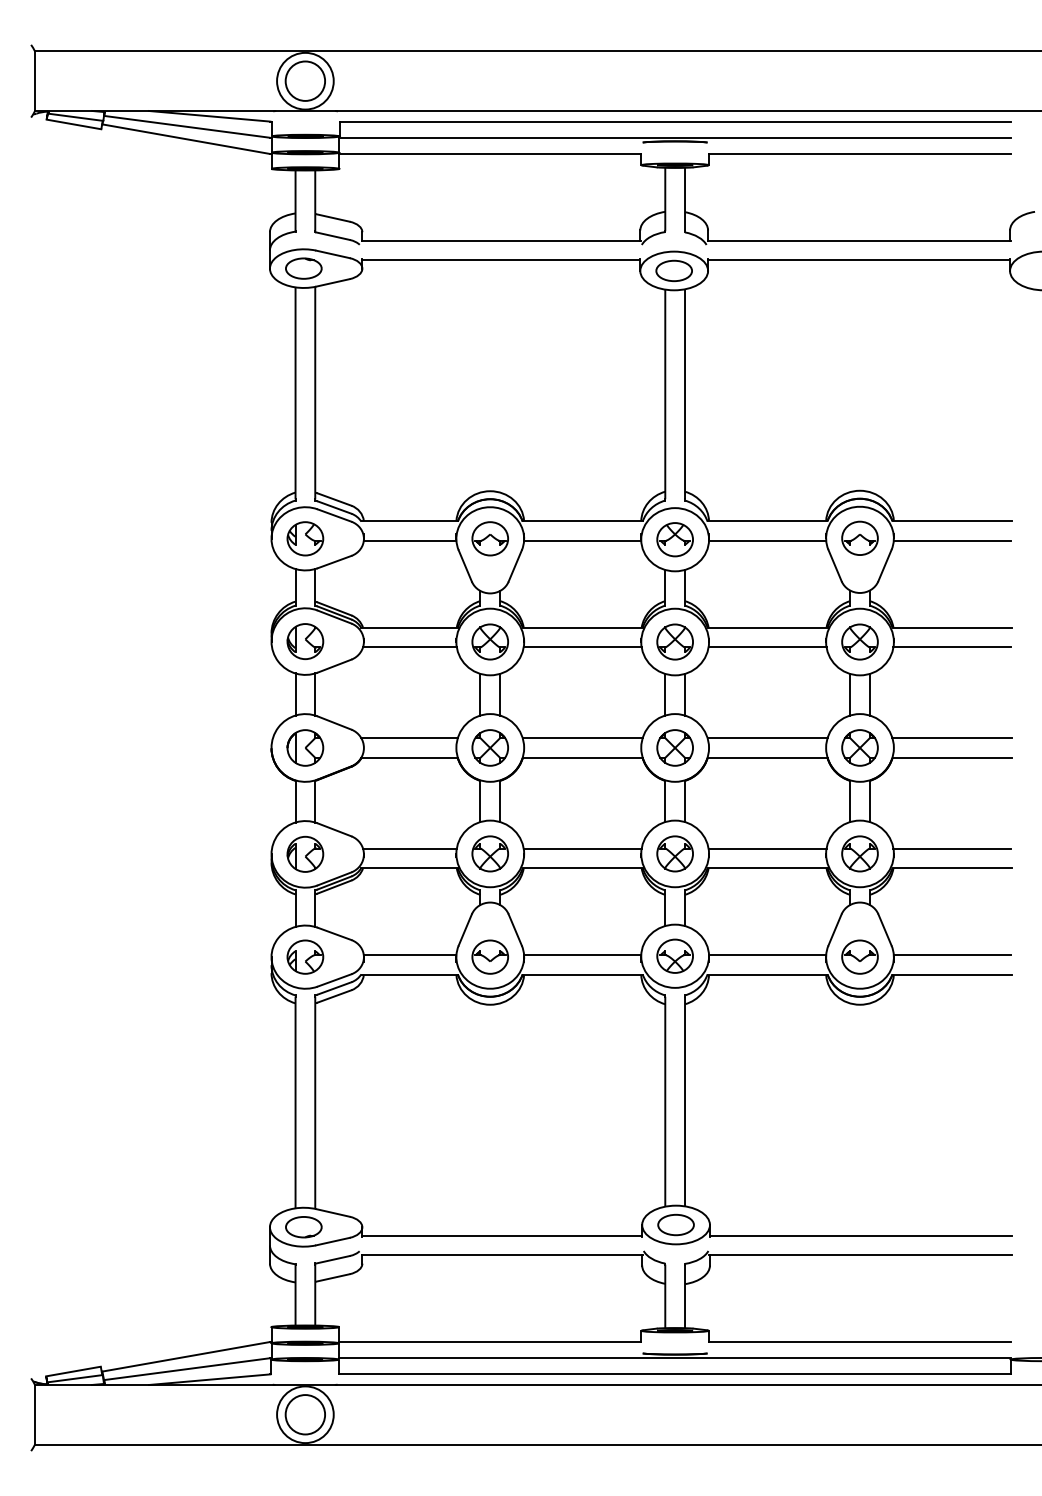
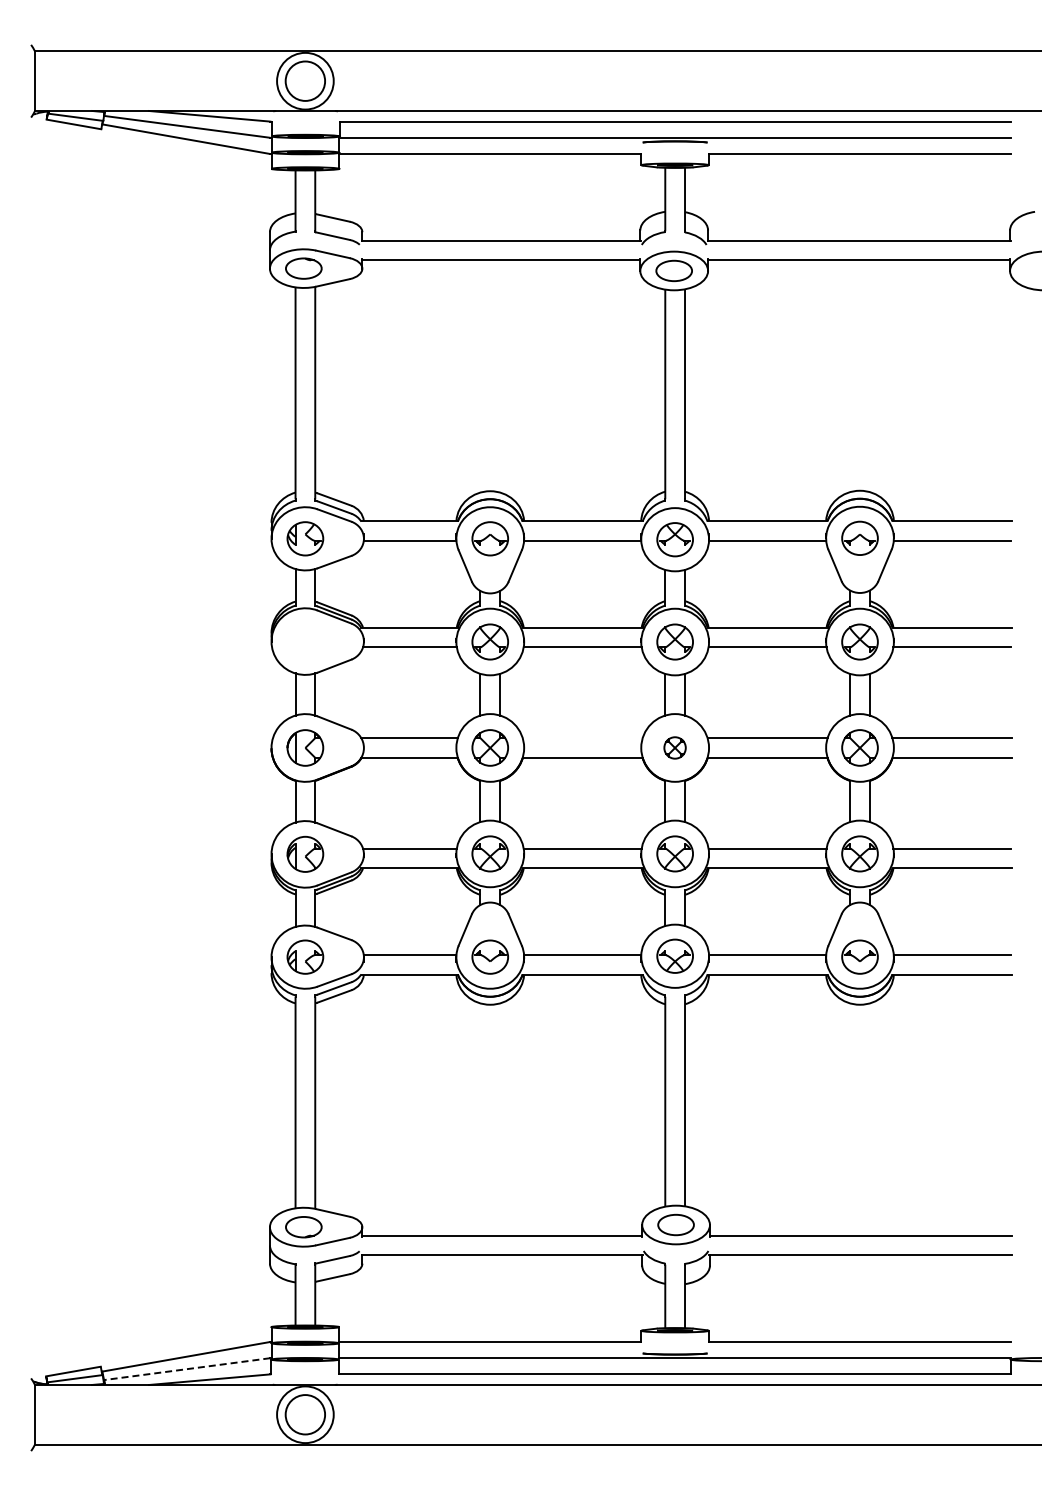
part: present -> none (305, 641)
line: present -> none (582, 738)
part size: 38x38 px -> 24x24 px (674, 747)
line: solid -> dashed (187, 1369)
